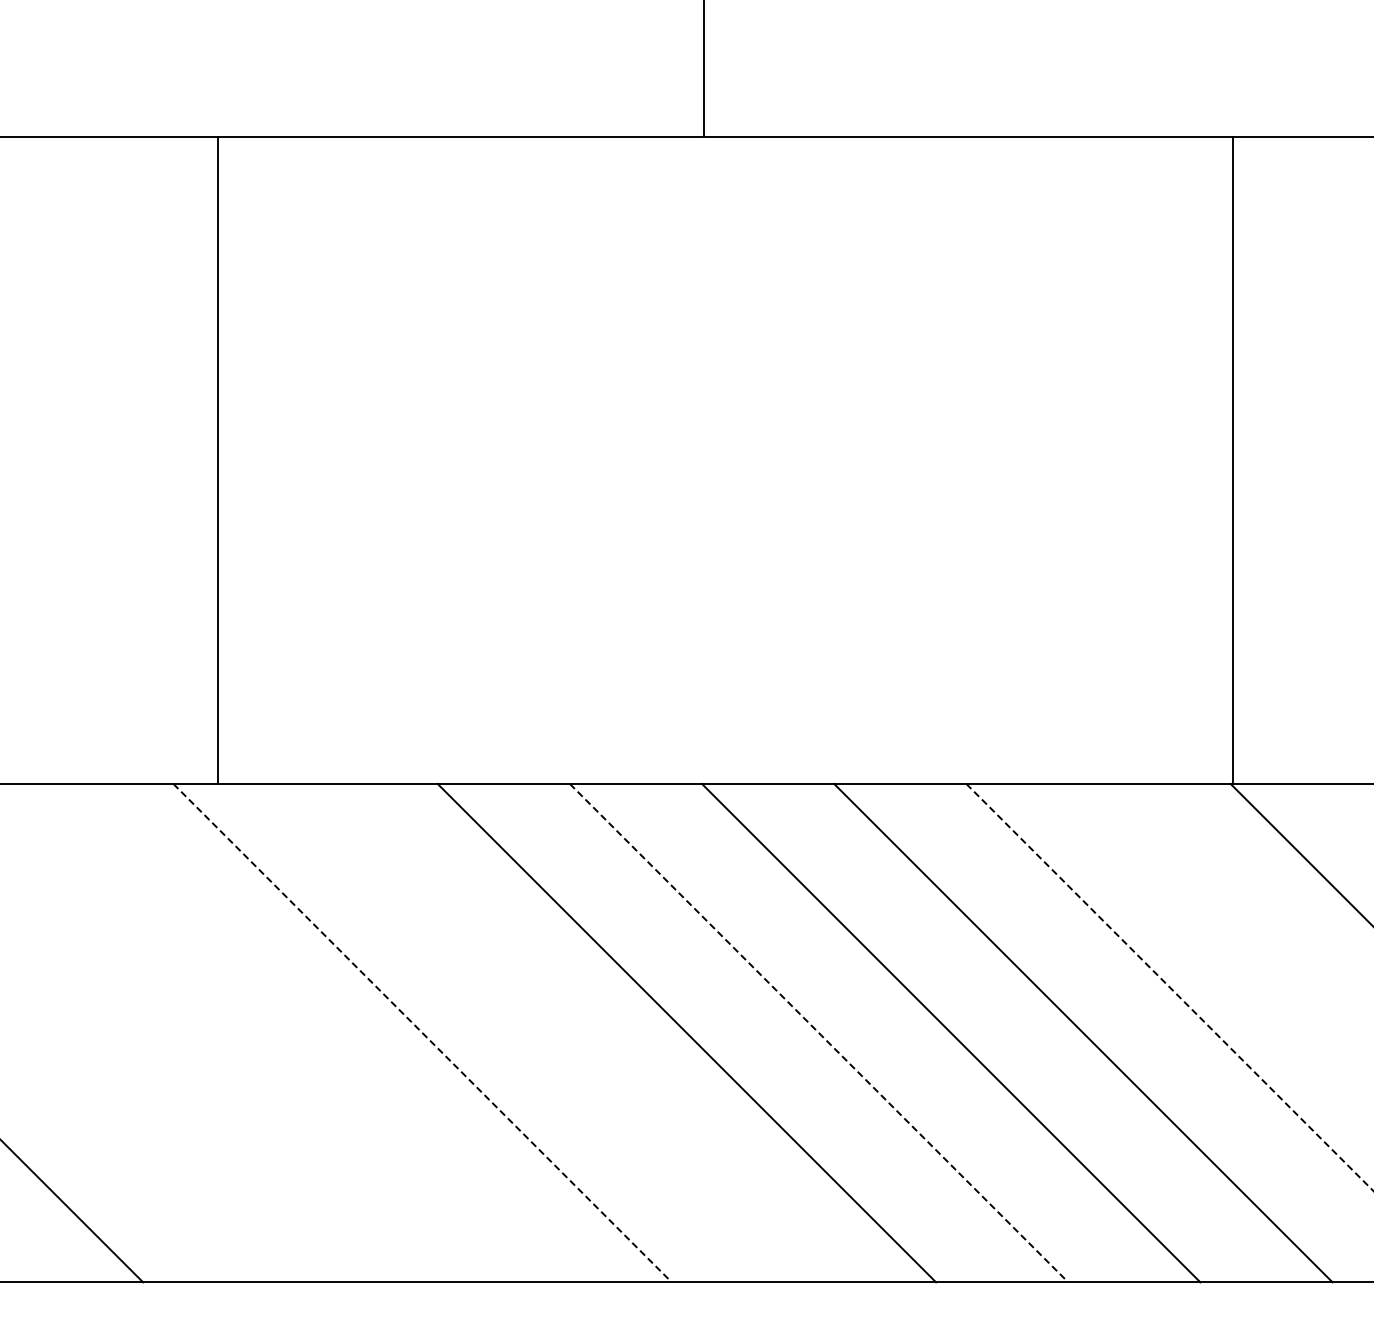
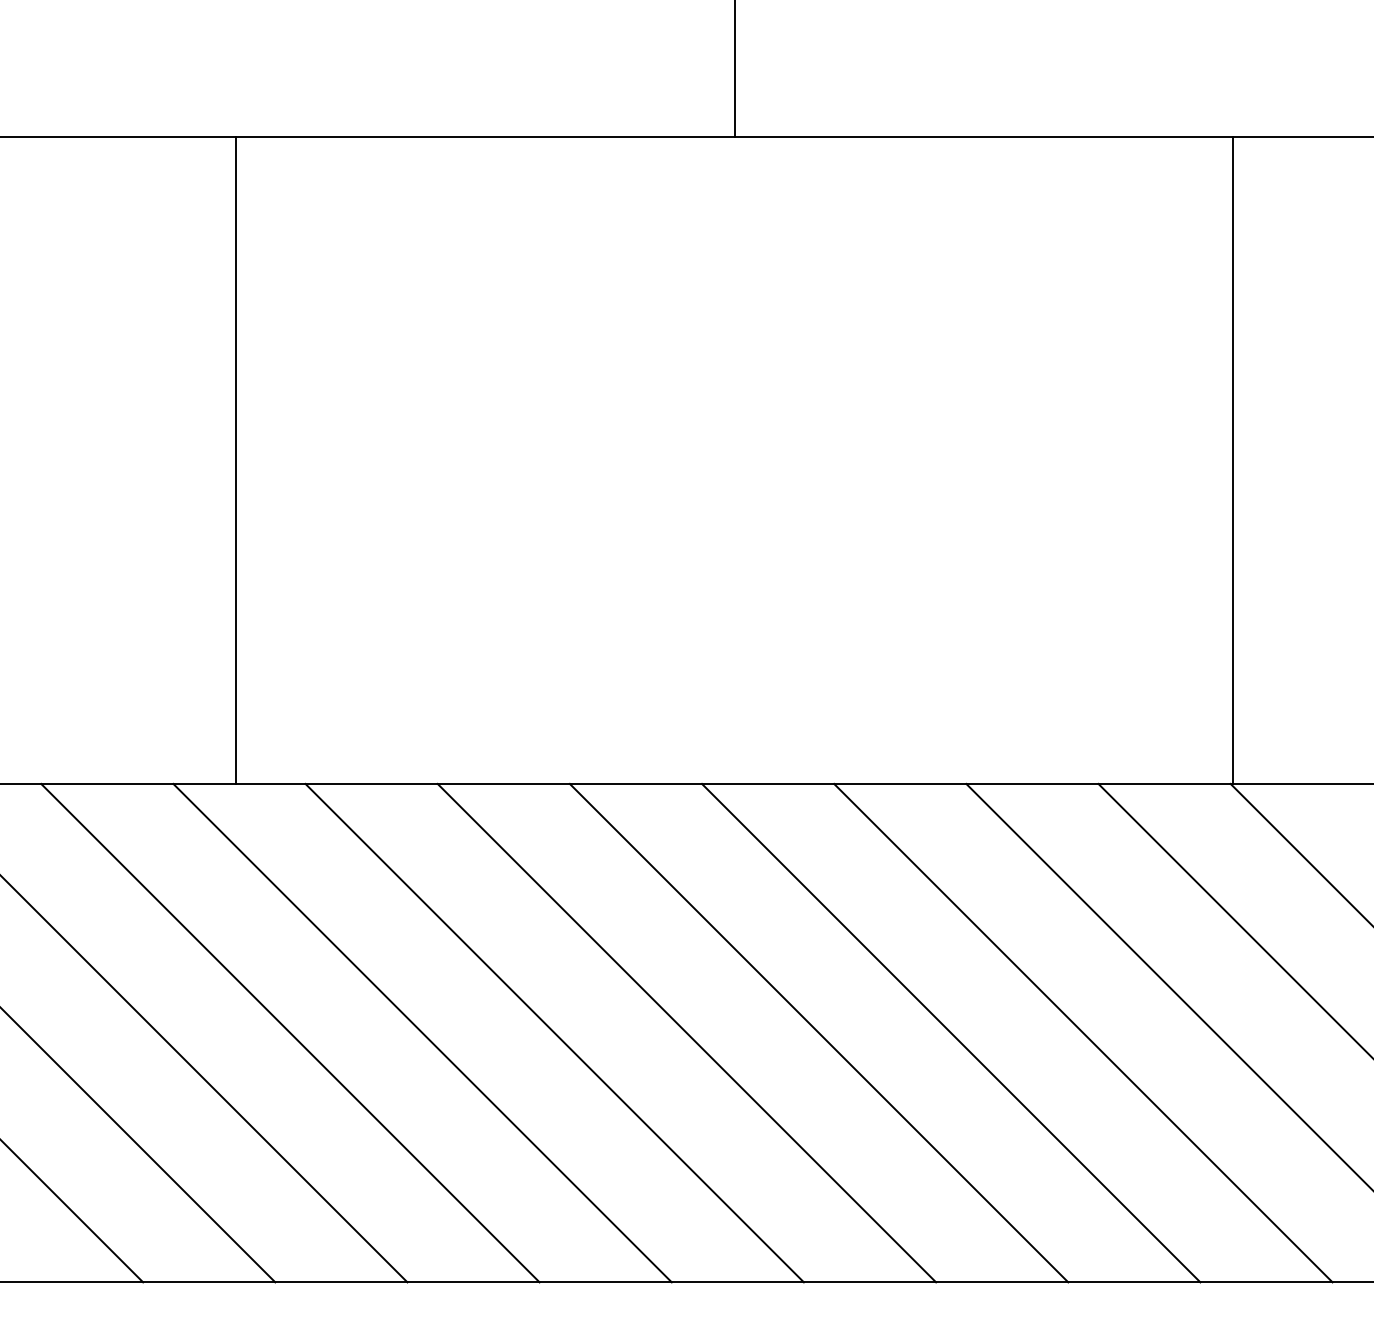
line position: (703, 69) -> (734, 69) (734, 69)
line position: (218, 460) -> (236, 460) (236, 460)
line: none -> present (1234, 919)
line: dashed -> solid (1169, 987)
line: none -> present (290, 1032)
line: none -> present (554, 1032)
line: dashed -> solid (422, 1033)
line: dashed -> solid (819, 1033)
line: none -> present (204, 1079)
line: none -> present (138, 1145)
